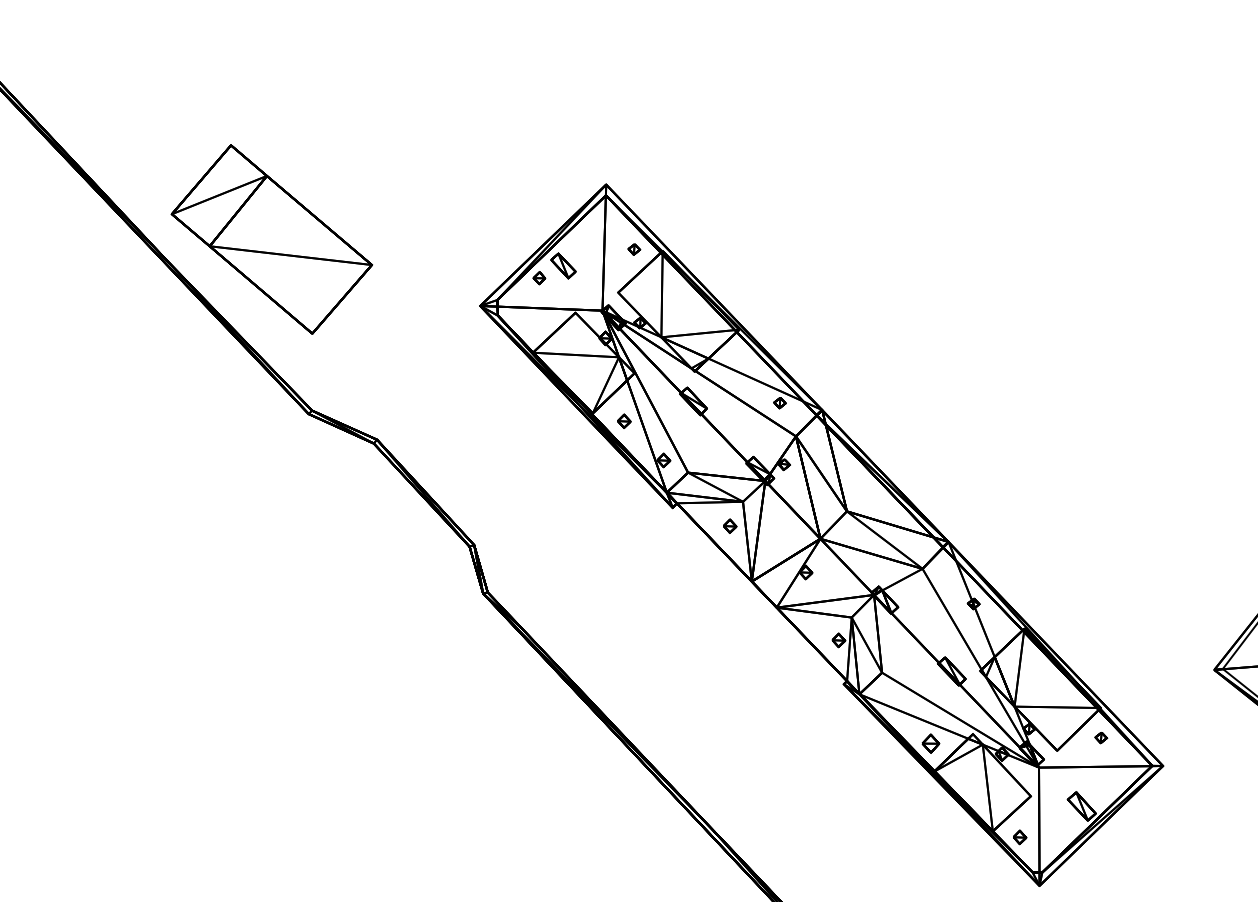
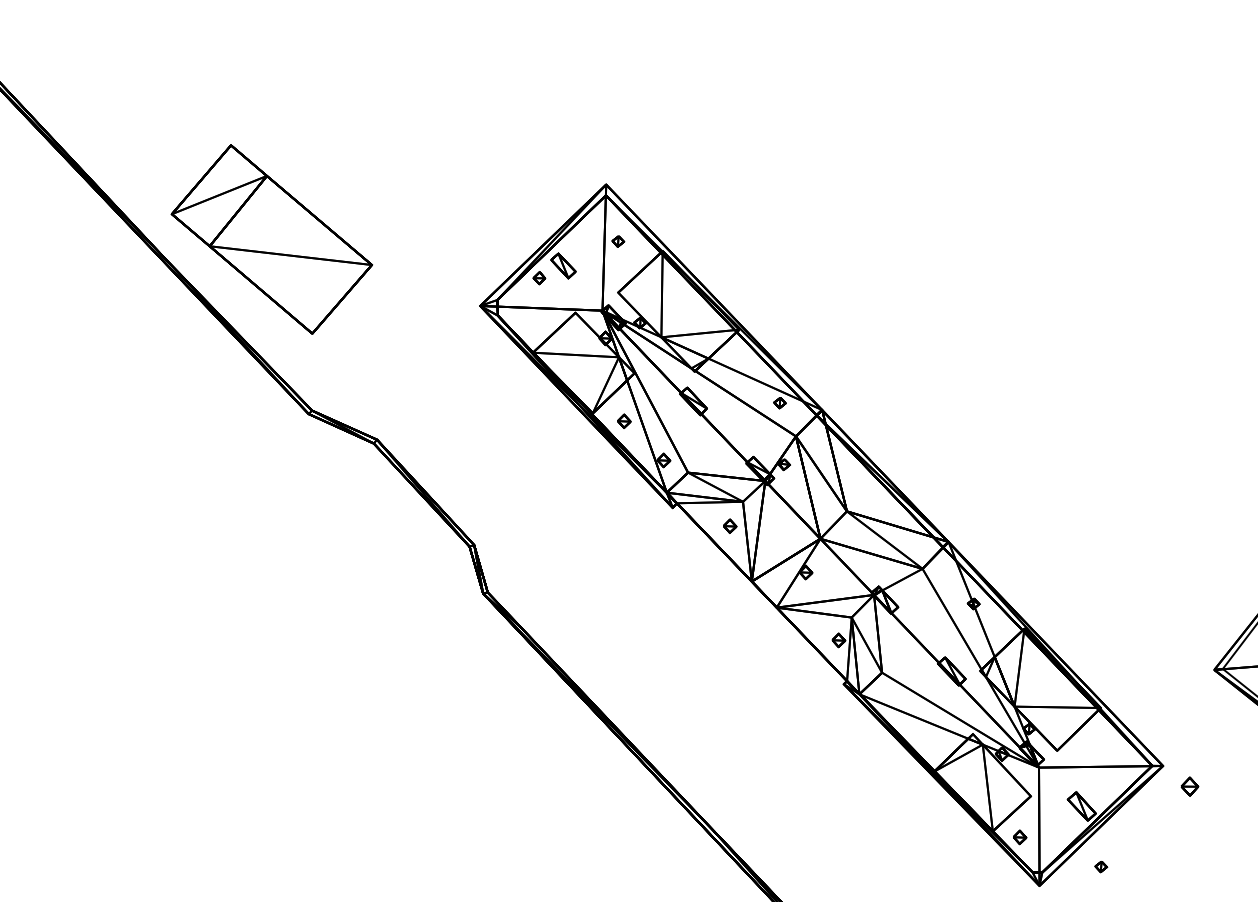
part position: (634, 249) -> (618, 241) (618, 241)
part position: (1101, 738) -> (1101, 867) (1101, 867)
part position: (930, 743) -> (1189, 786) (1189, 786)
